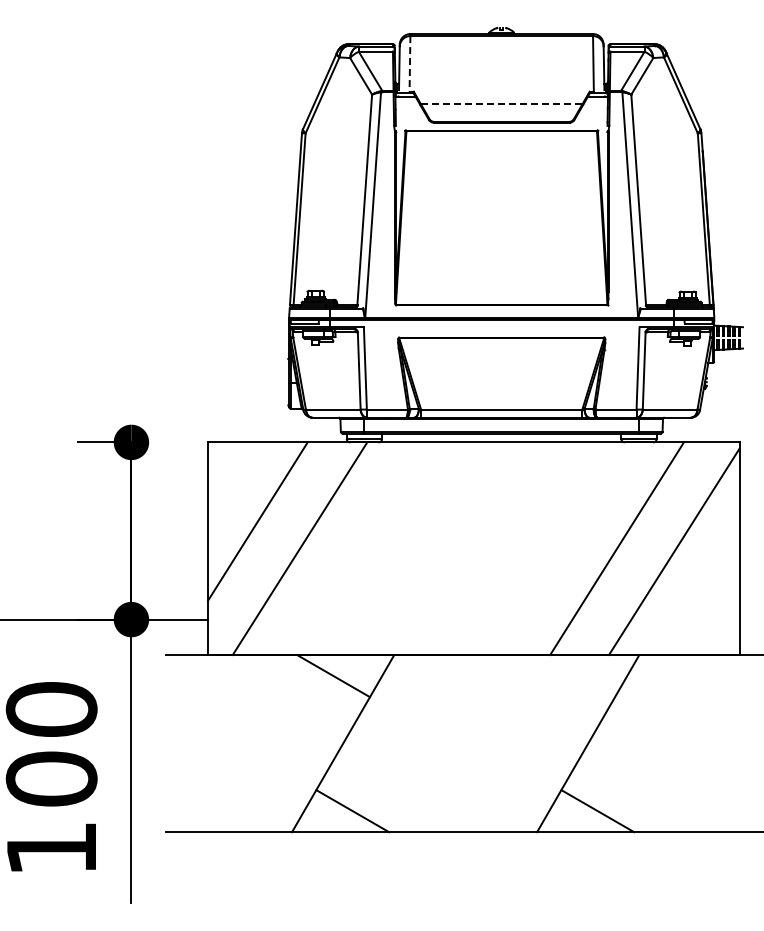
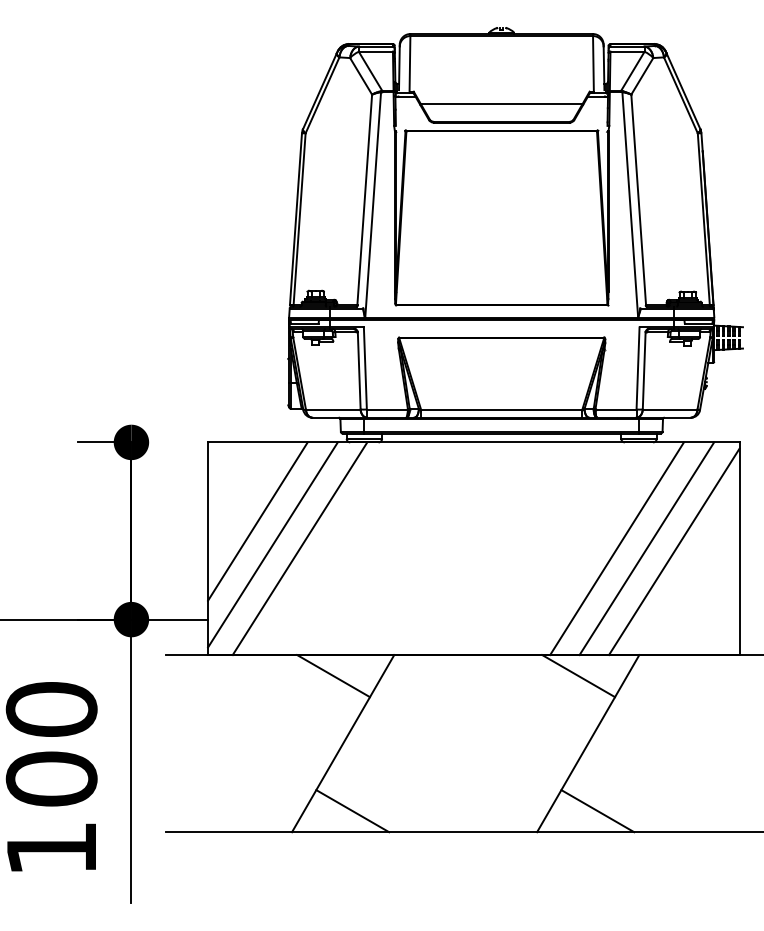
line: dashed -> solid (409, 63)
line: dashed -> solid (501, 104)
line: none -> present (272, 544)
line: none -> present (646, 548)
line: none -> present (578, 676)
